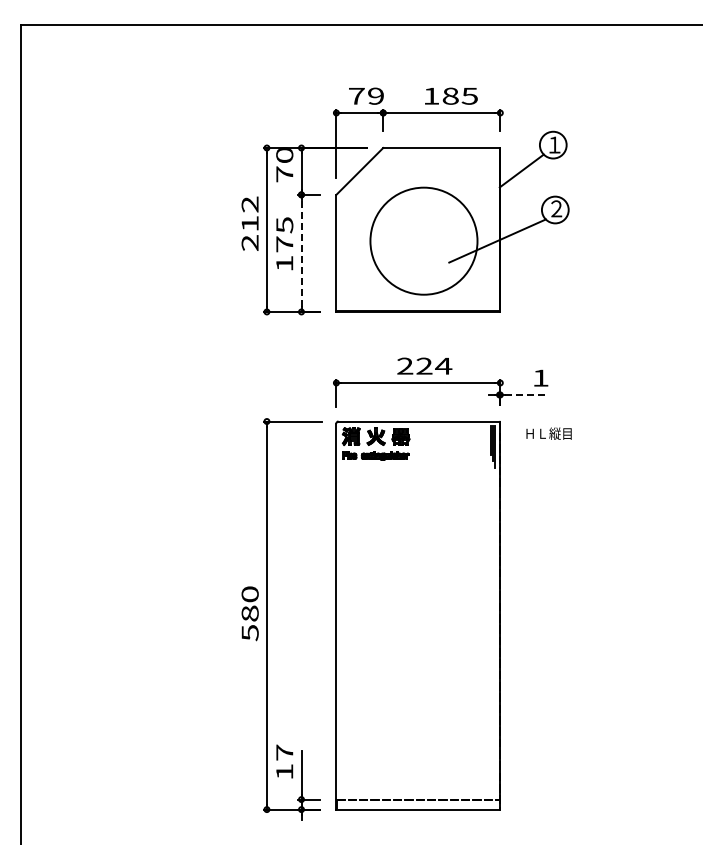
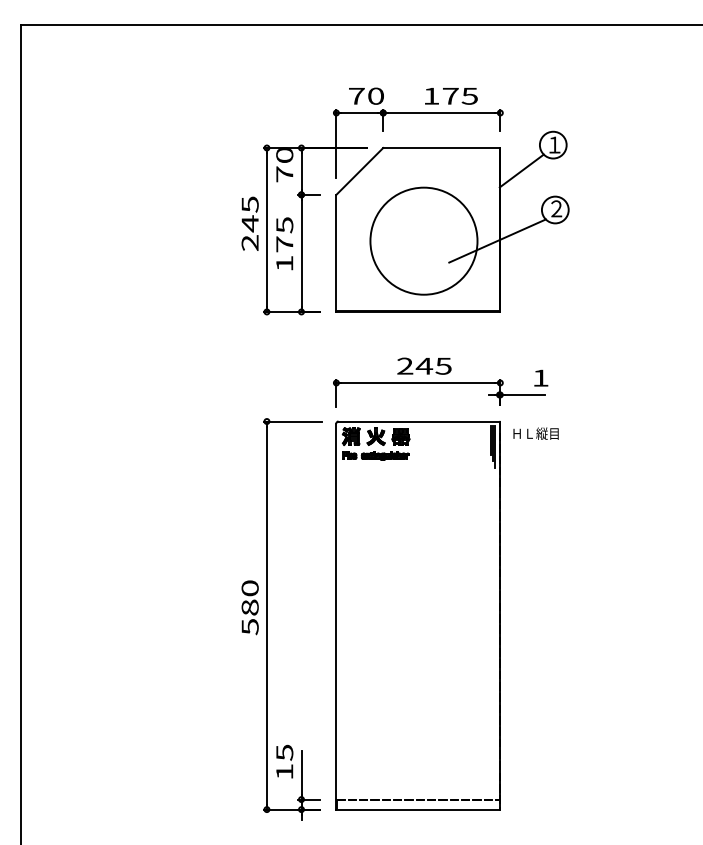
text: 79 -> 70 (375, 95)
text: 185 -> 175 (450, 95)
text: 212 -> 245 (249, 214)
line: dashed -> solid (301, 253)
text: 224 -> 245 (433, 365)
line: dashed -> solid (525, 394)
text position: (548, 433) -> (535, 433) (535, 433)
text position: (249, 613) -> (249, 607) (249, 607)
text: 17 -> 15 (284, 752)
